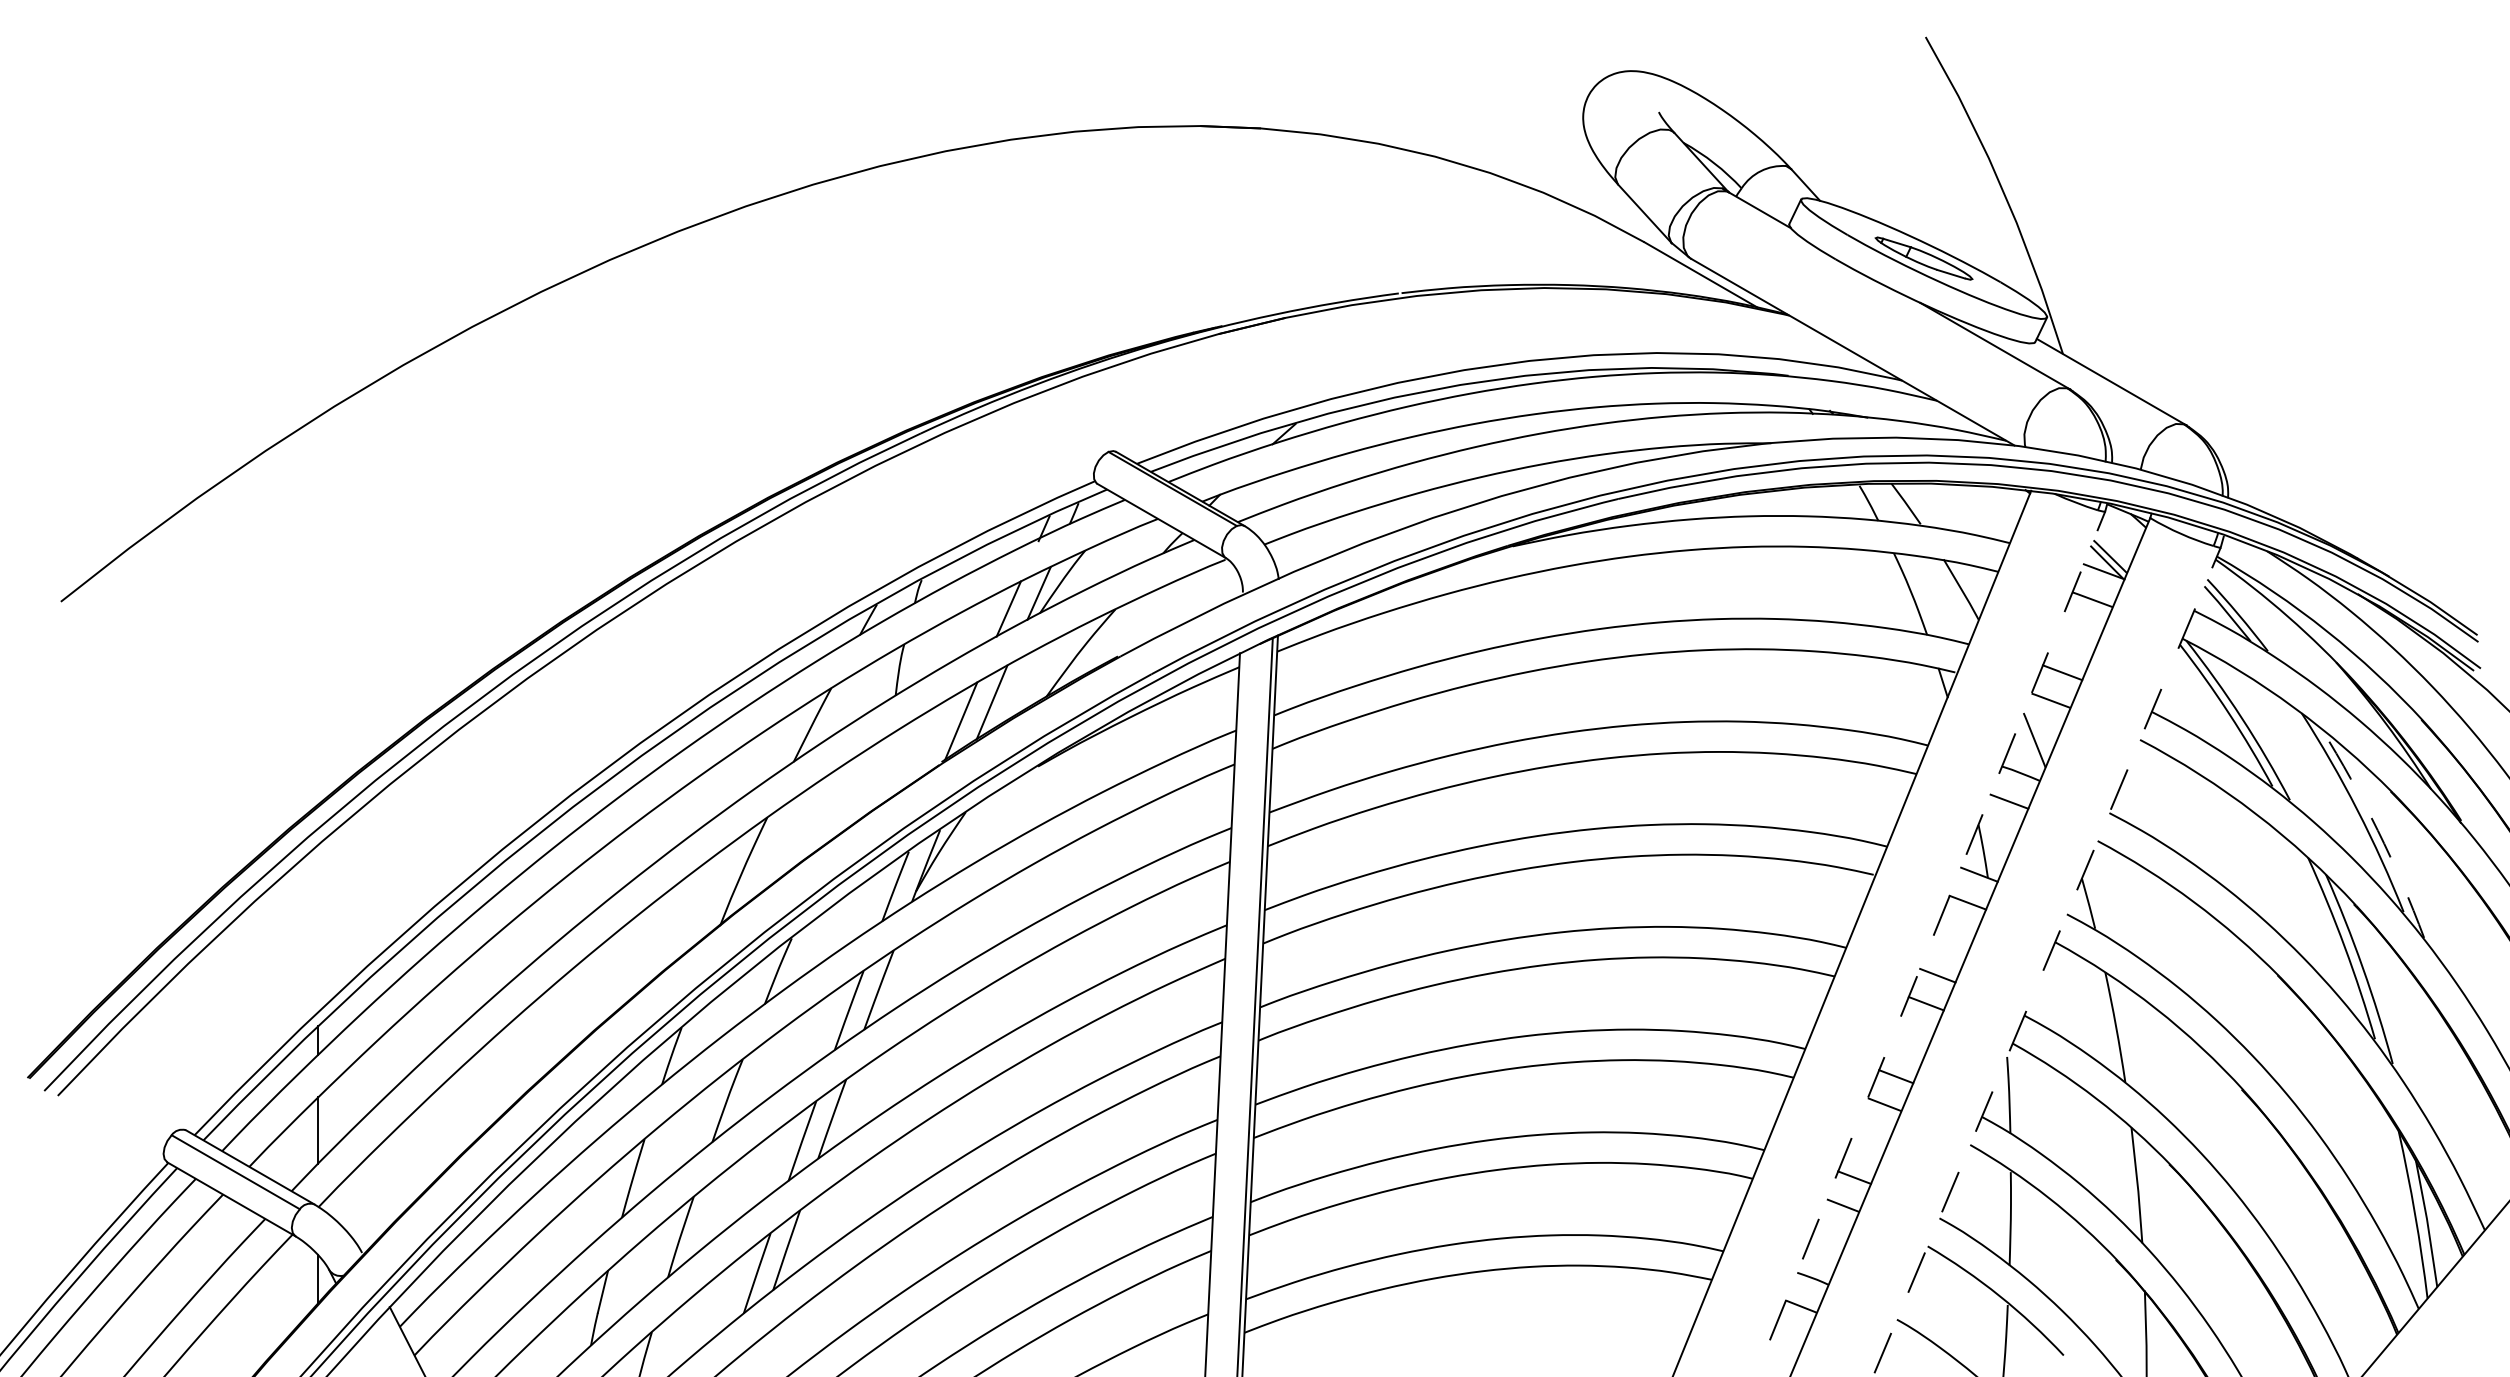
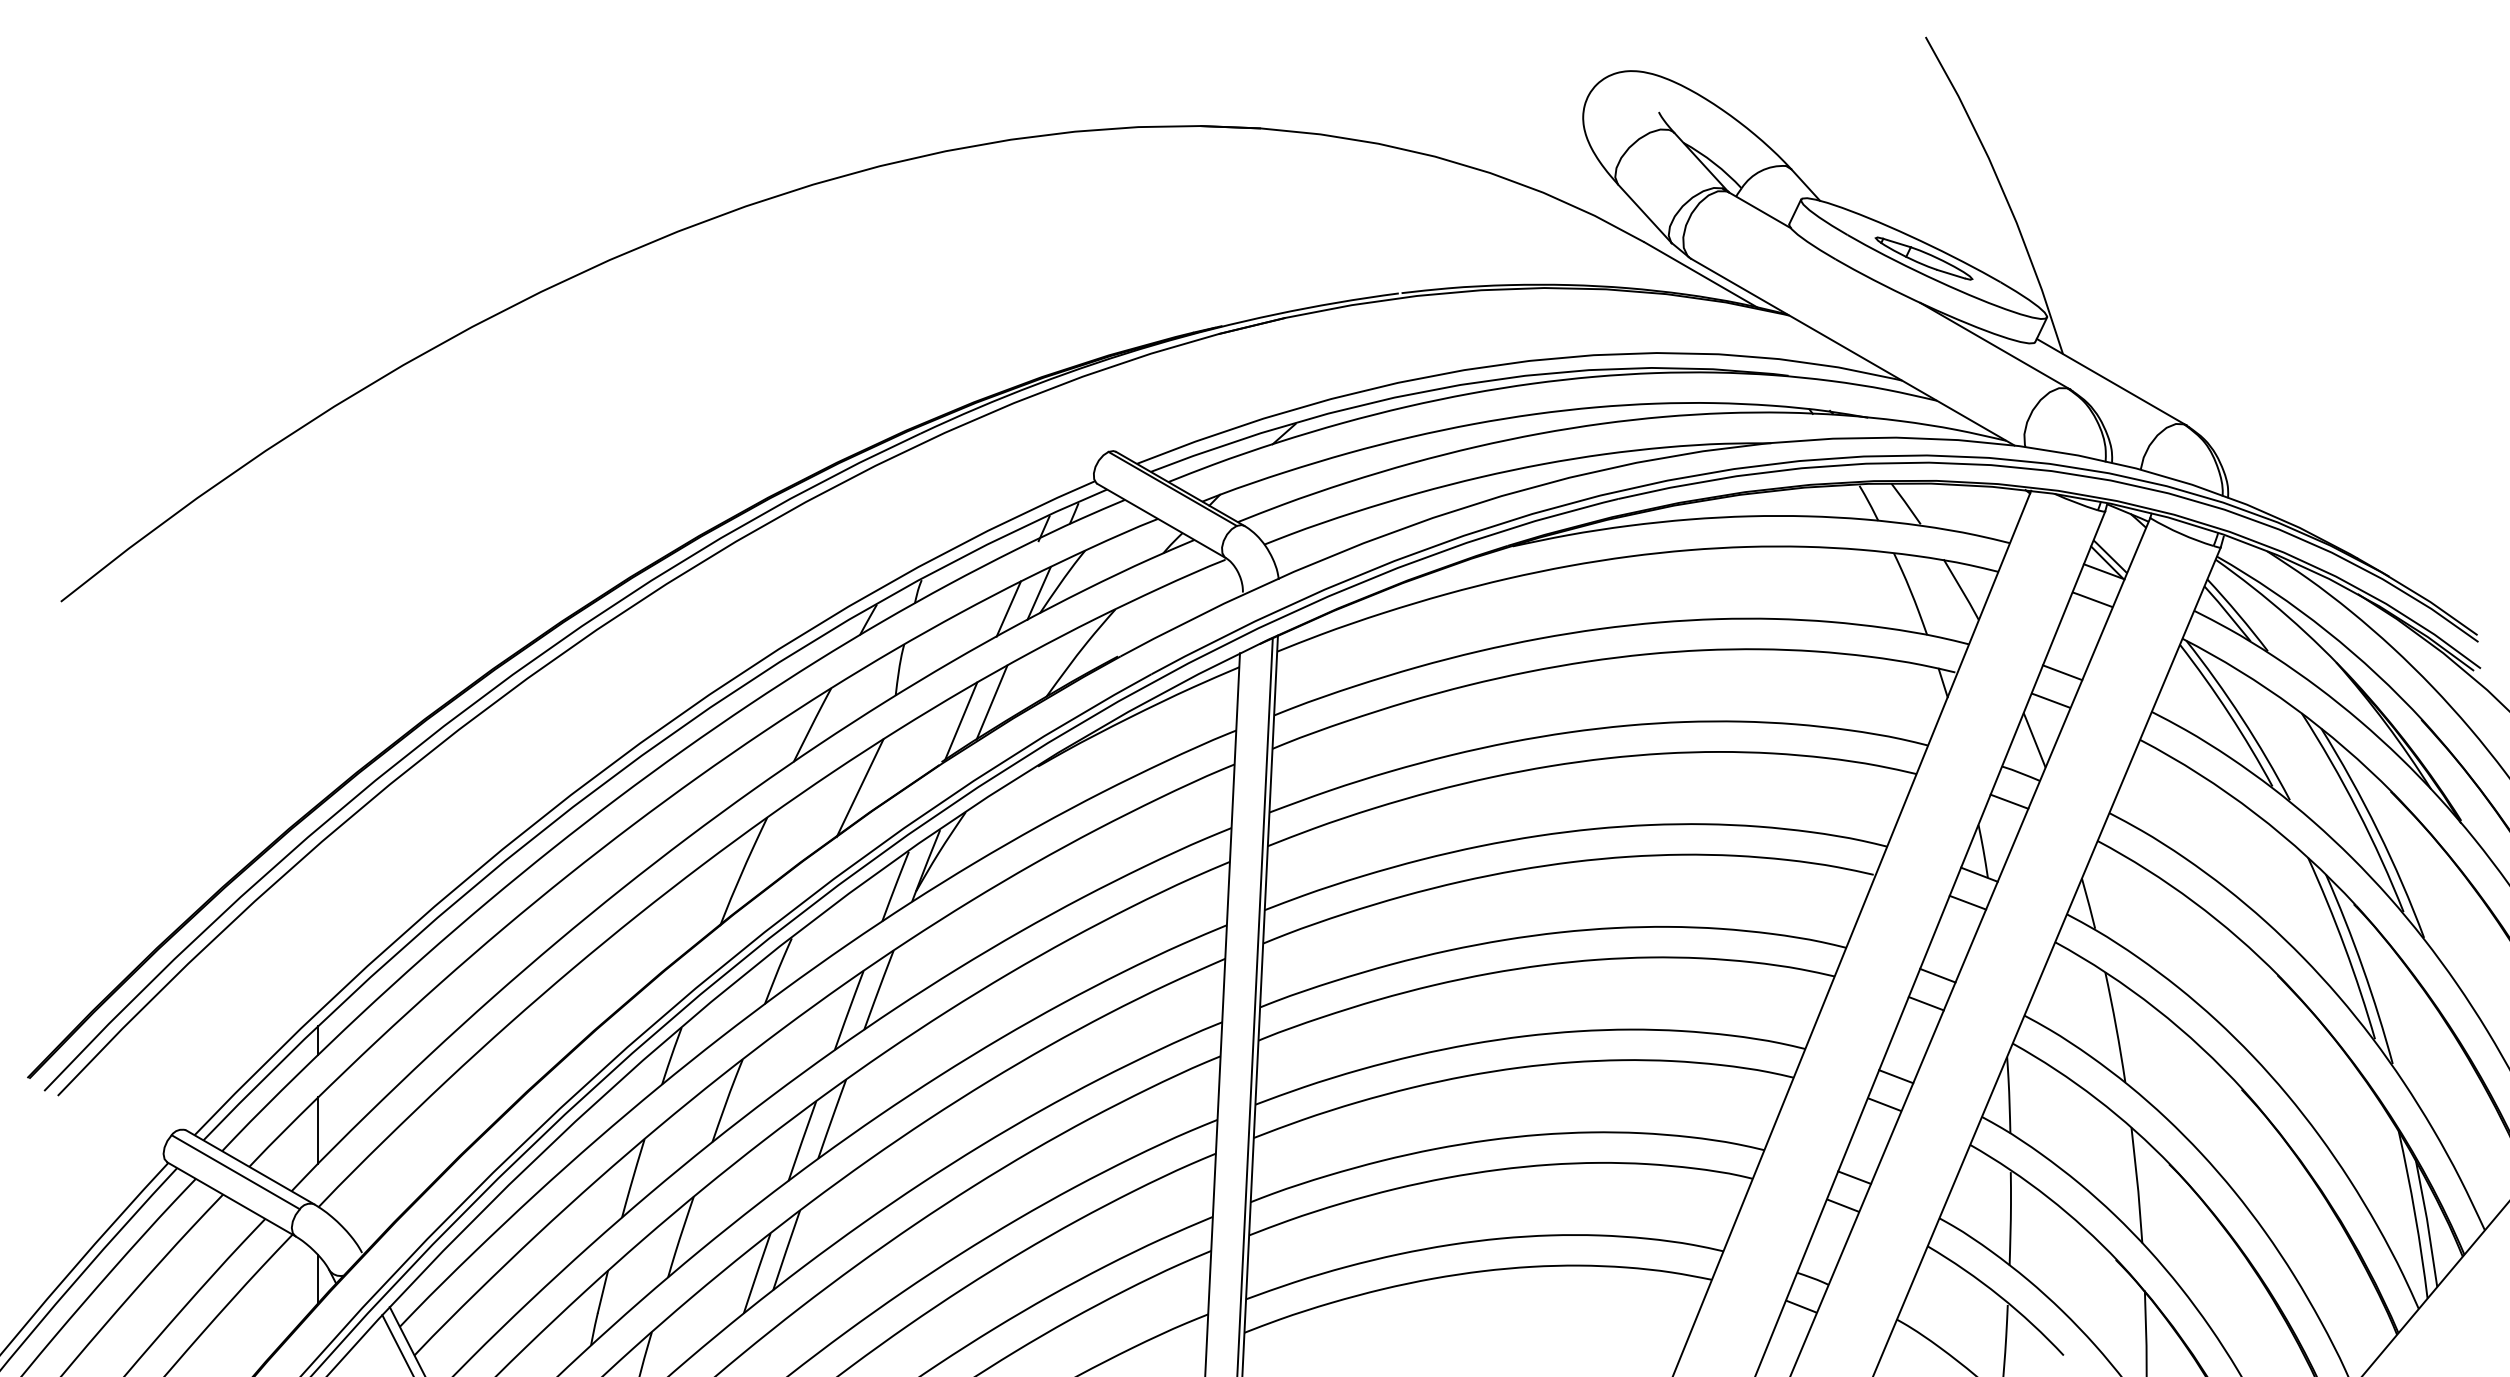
line: none -> present (859, 788)
arc: dashed -> solid (2377, 830)
line: dashed -> solid (1930, 944)
line: dashed -> solid (2047, 961)
line: none -> present (397, 1344)
